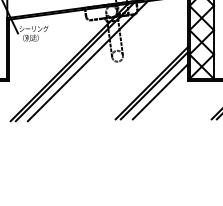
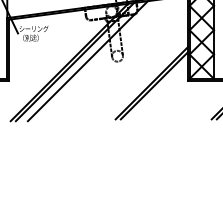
line: present -> none (159, 91)
